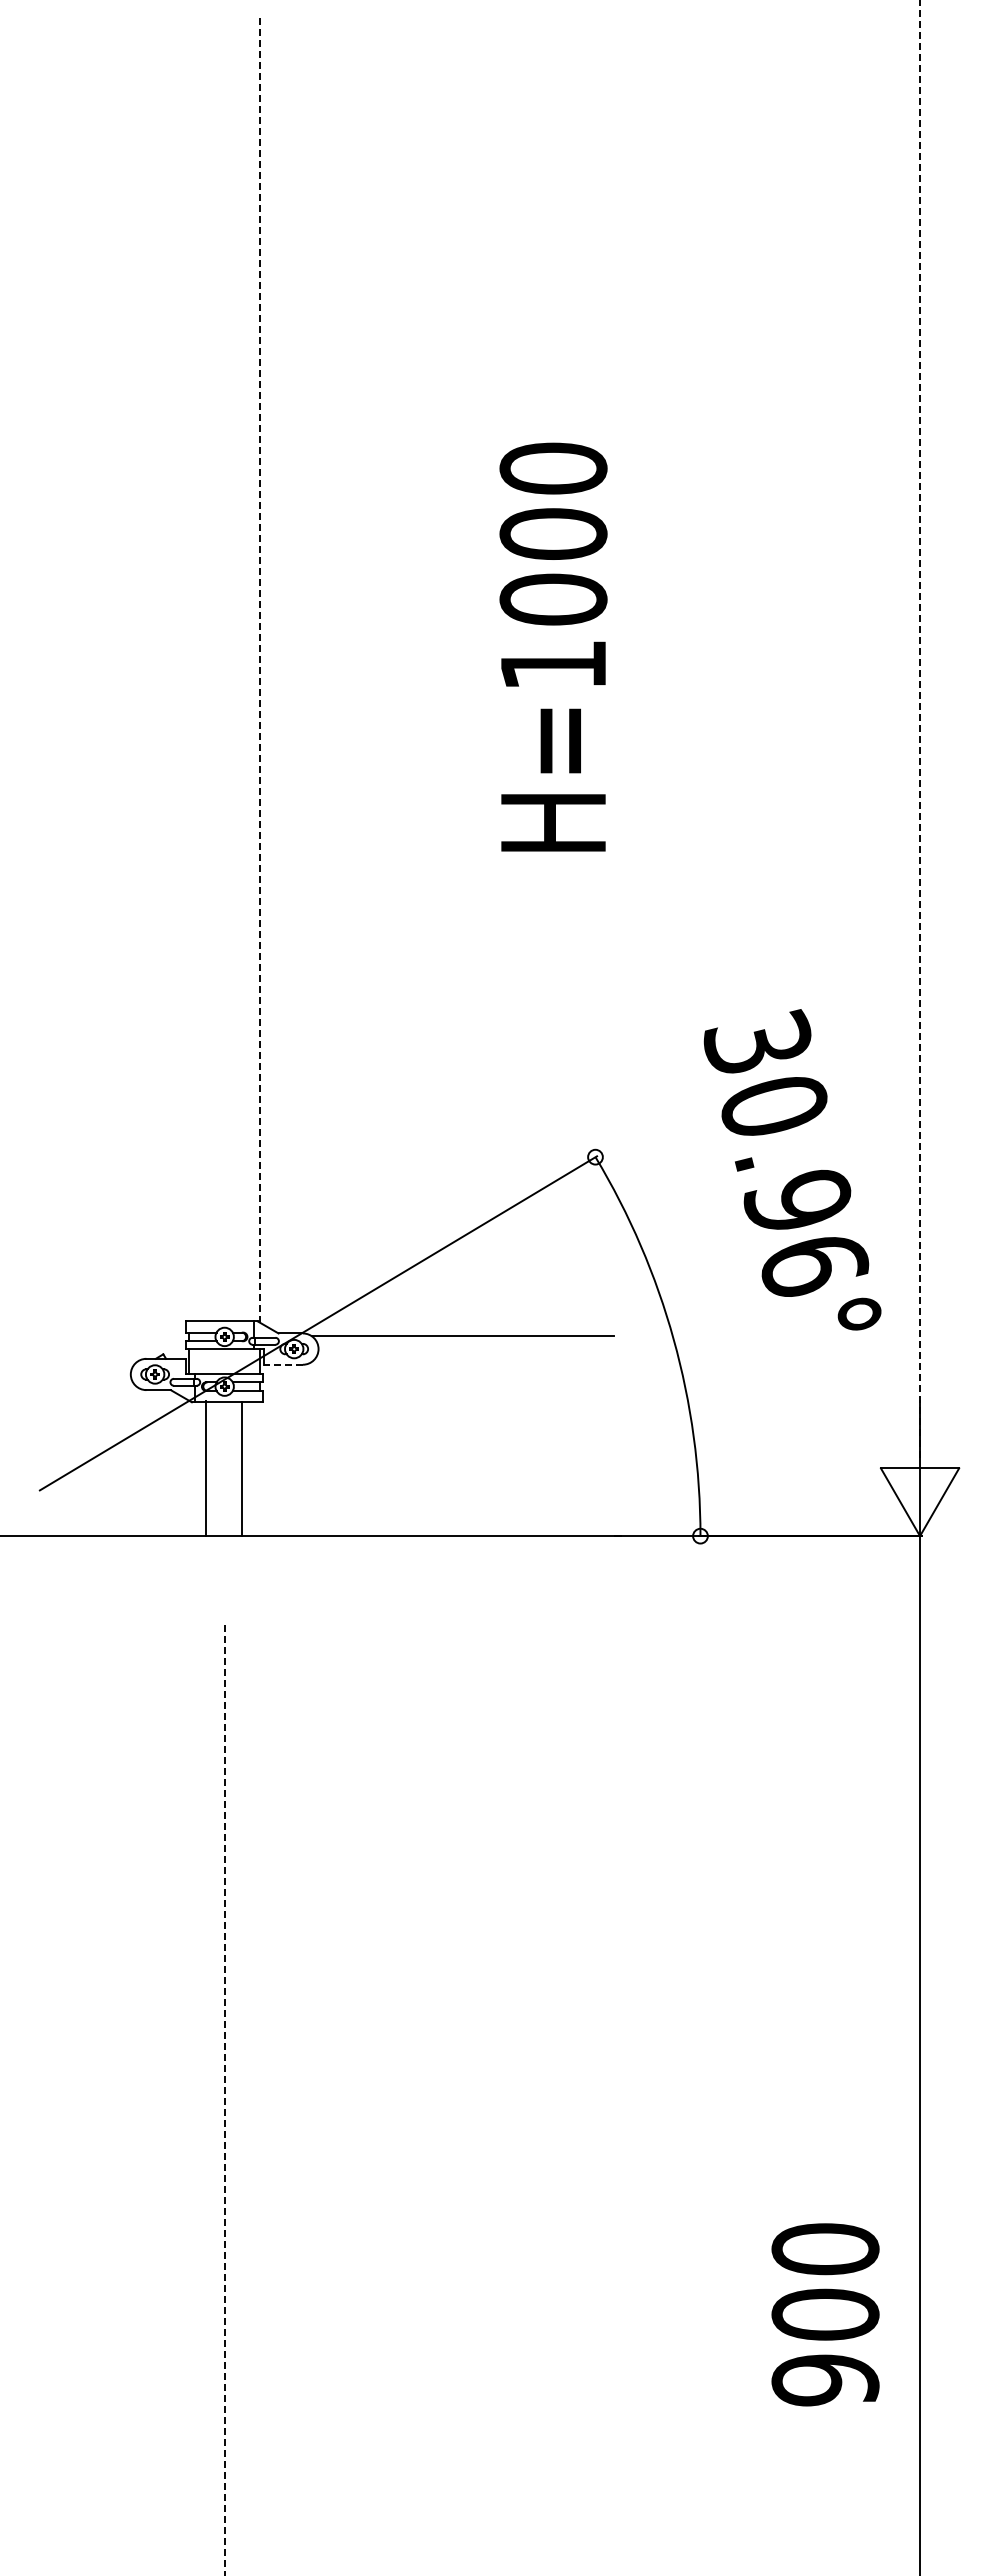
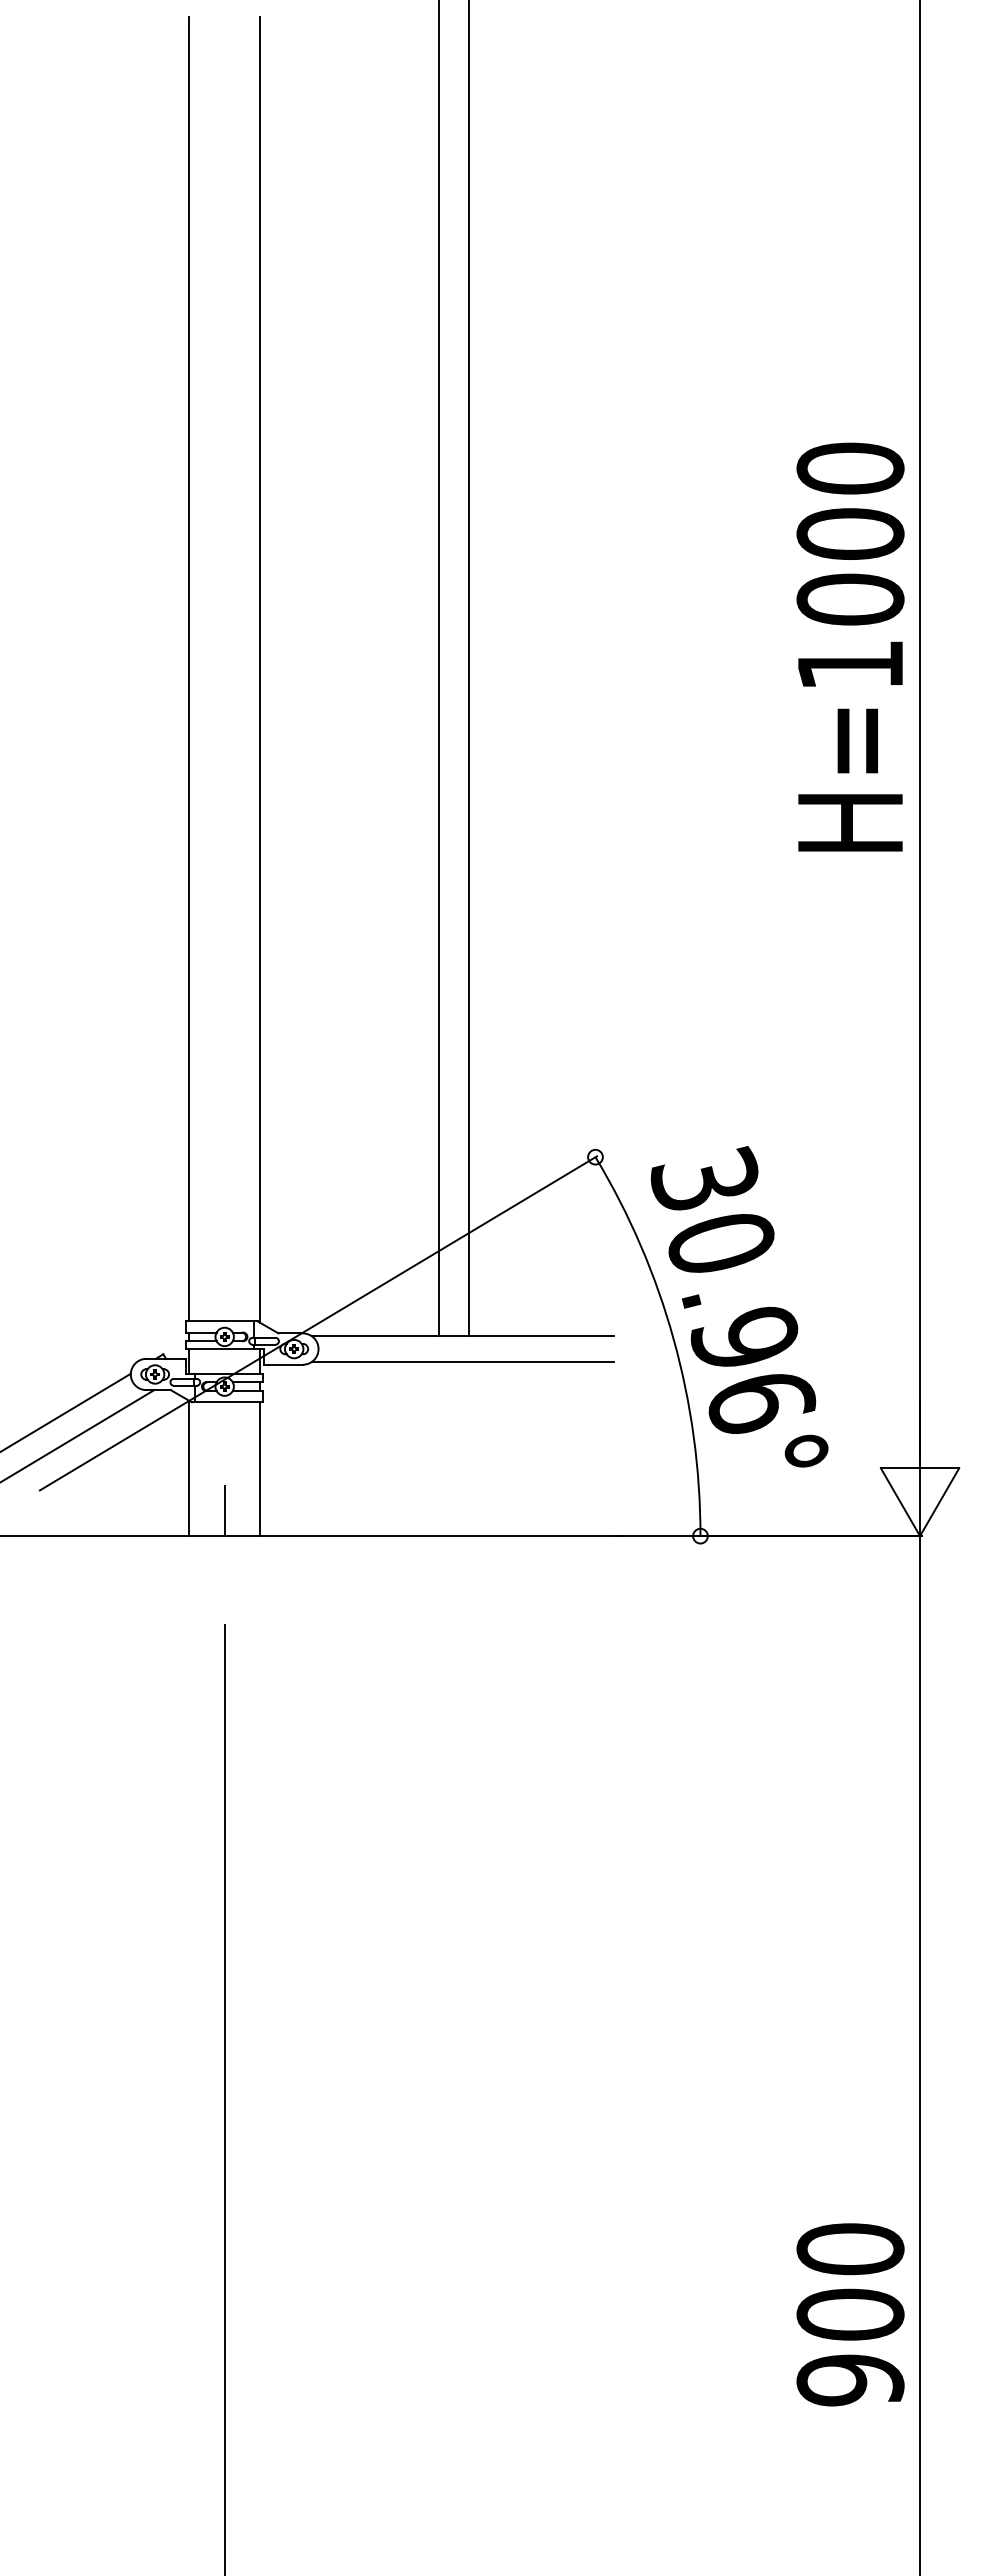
text position: (553, 646) -> (850, 646) (850, 646)
line: none -> present (189, 669)
line: dashed -> solid (259, 669)
line: none -> present (439, 669)
line: none -> present (468, 669)
line: dashed -> solid (920, 728)
text position: (792, 1169) -> (739, 1306) (739, 1306)
line: none -> present (462, 1362)
line: dashed -> solid (283, 1364)
line: none -> present (66, 1412)
line: none -> present (78, 1435)
line position: (206, 1468) -> (189, 1468) (189, 1468)
line position: (241, 1469) -> (259, 1469) (259, 1469)
line: none -> present (224, 1510)
line: dashed -> solid (224, 2100)
text position: (825, 2314) -> (850, 2314) (850, 2314)
